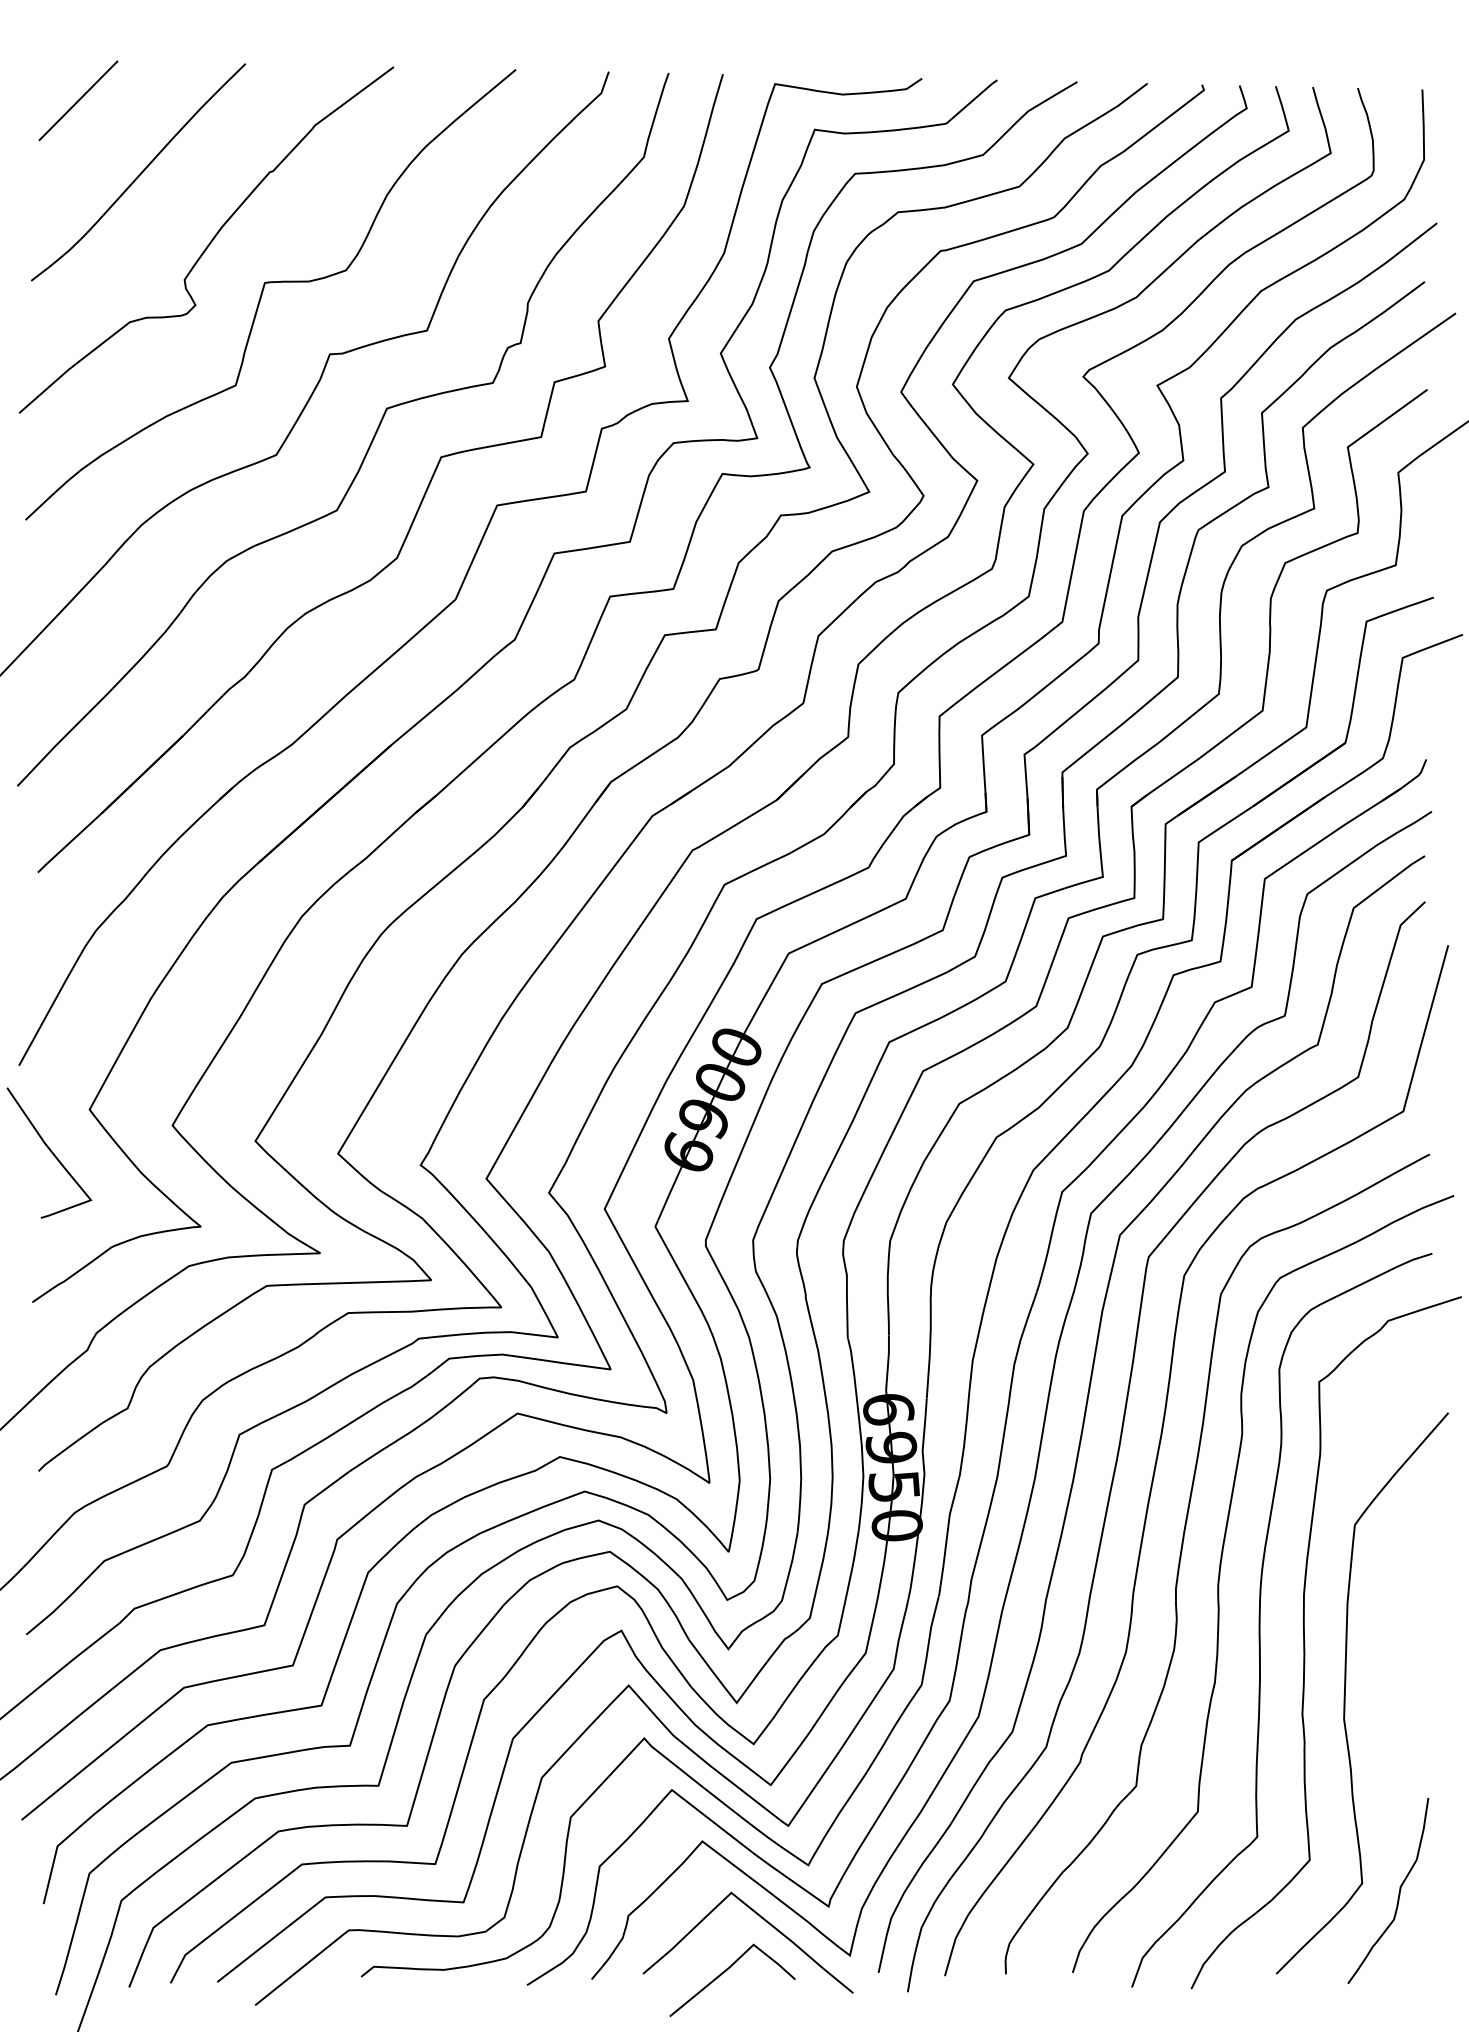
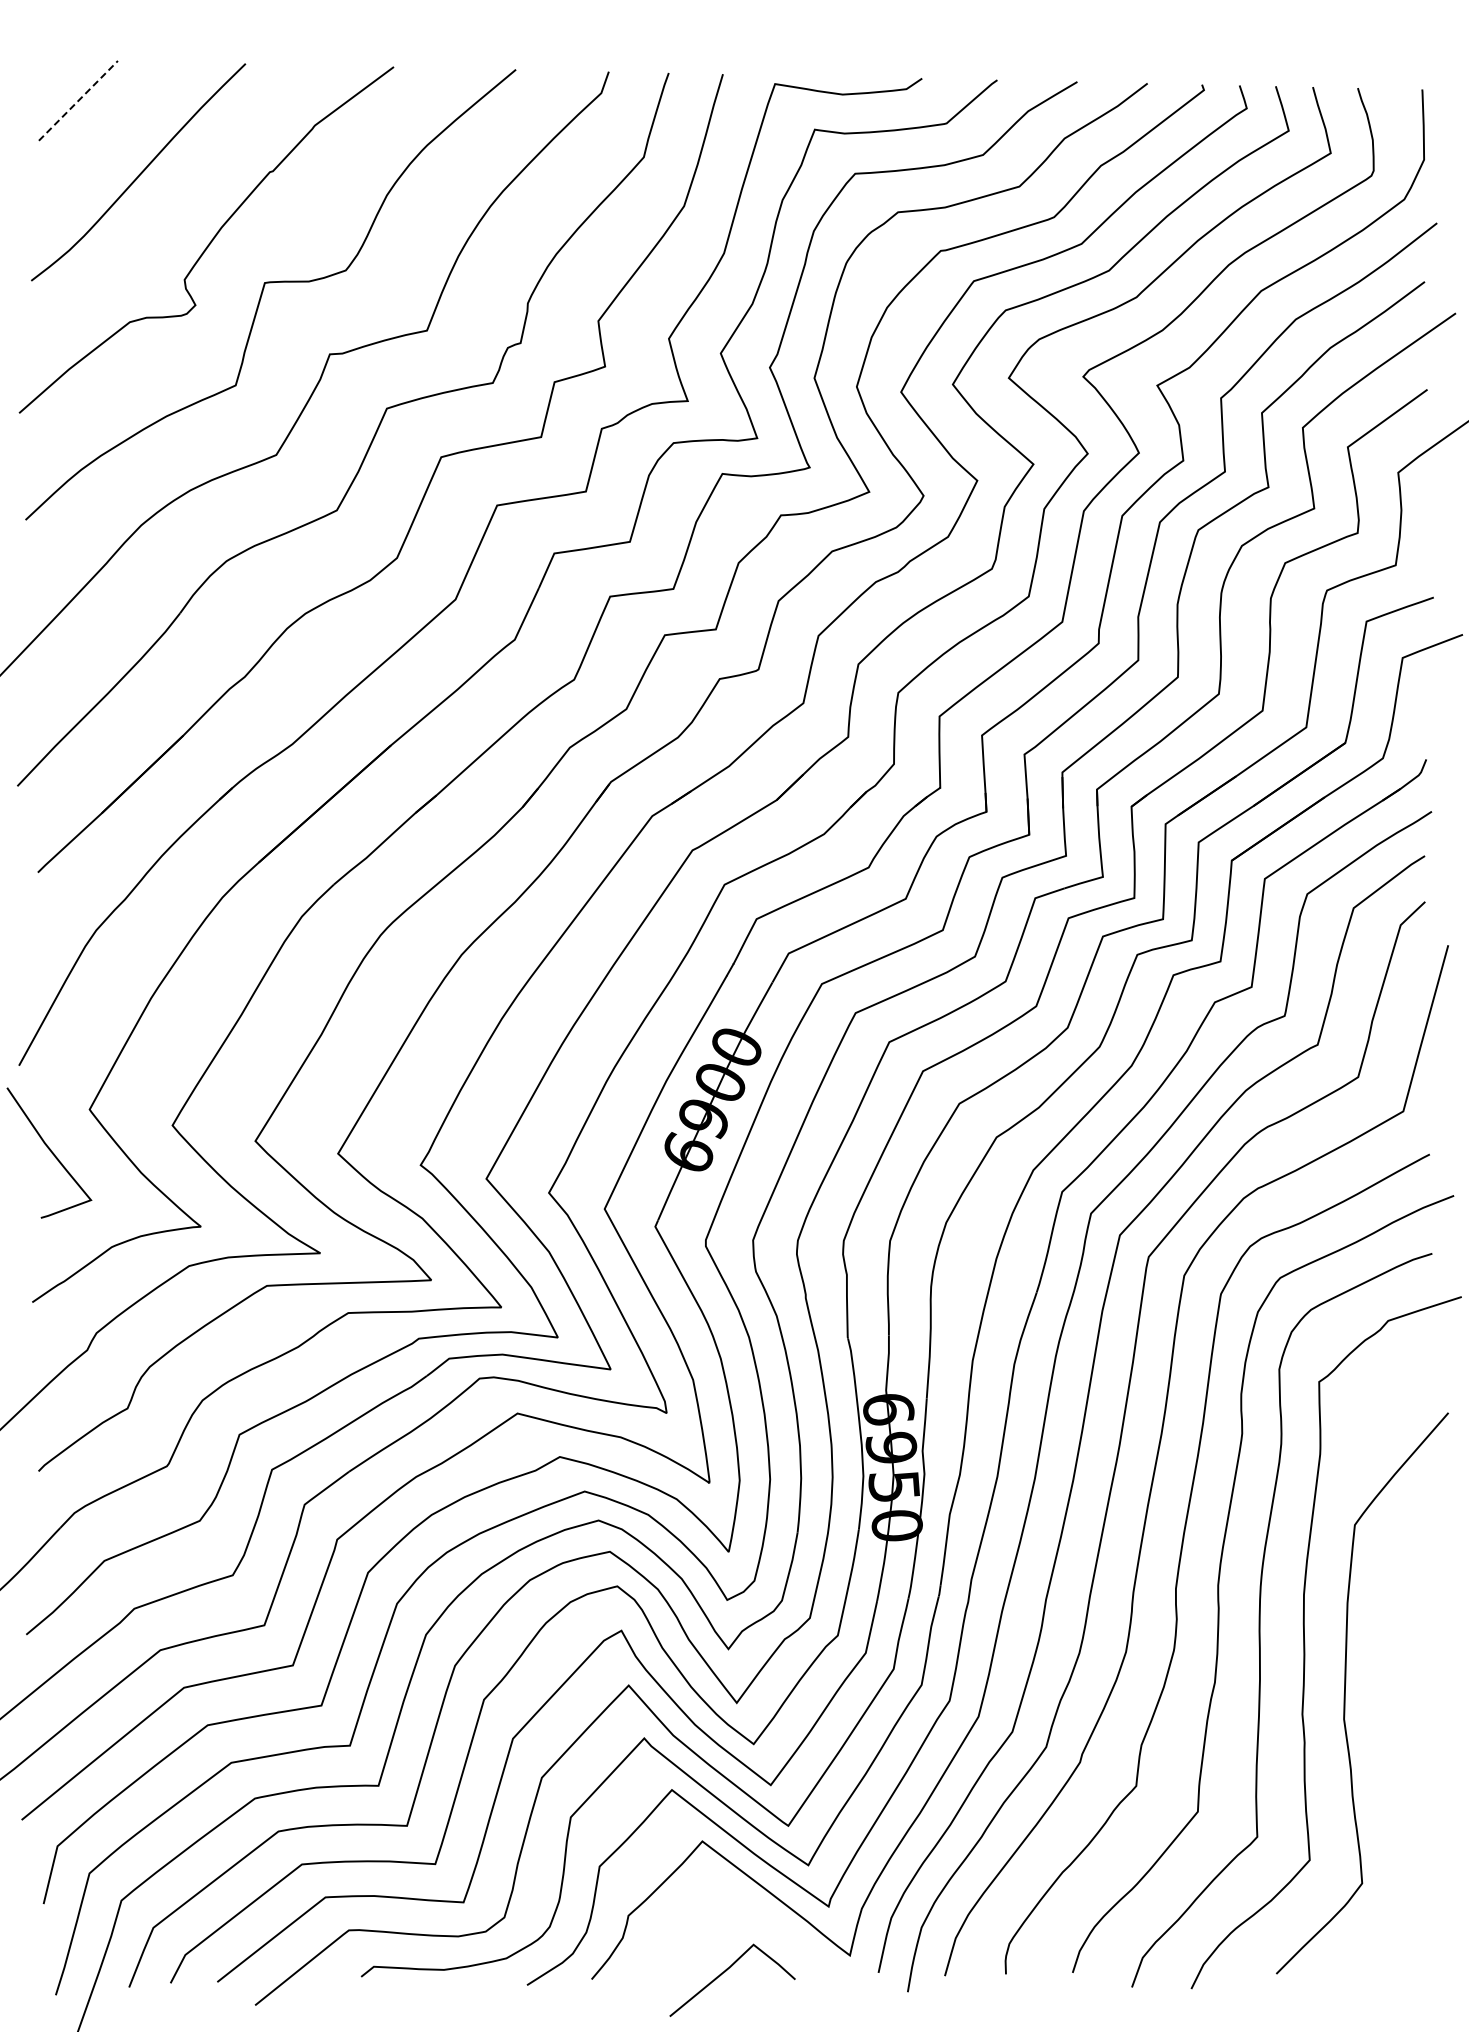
line: solid -> dashed (78, 100)
curve: present -> none (1398, 1892)
curve: present -> none (762, 1919)
